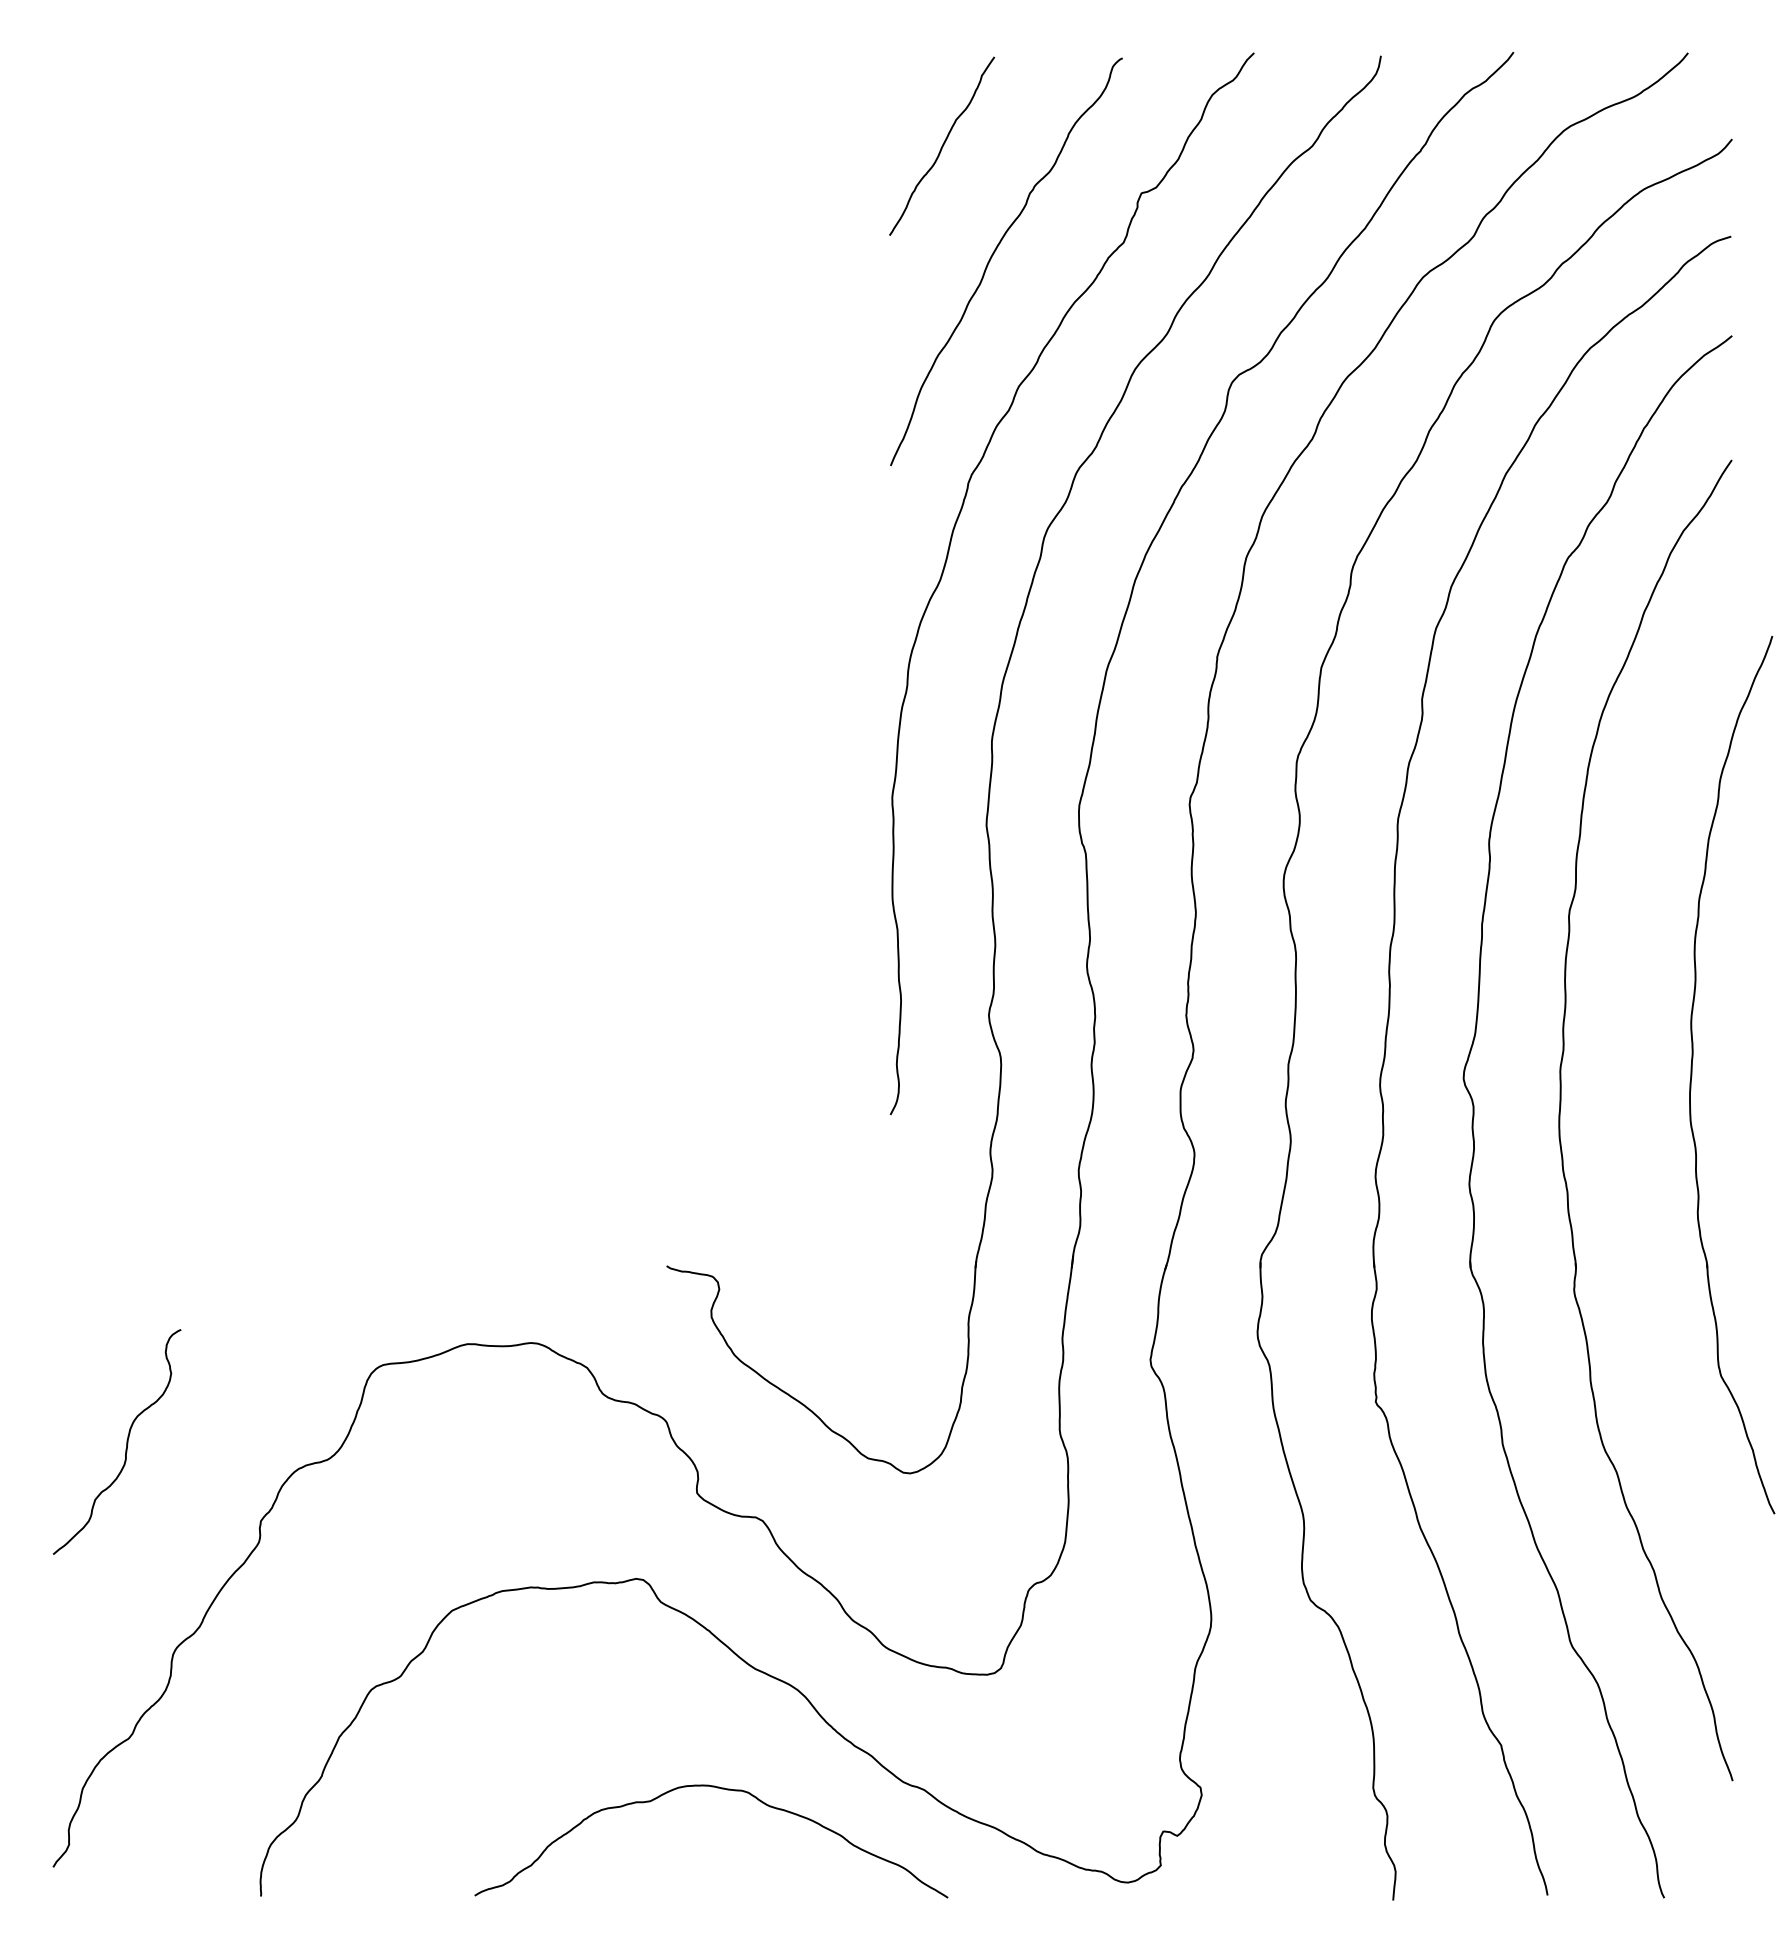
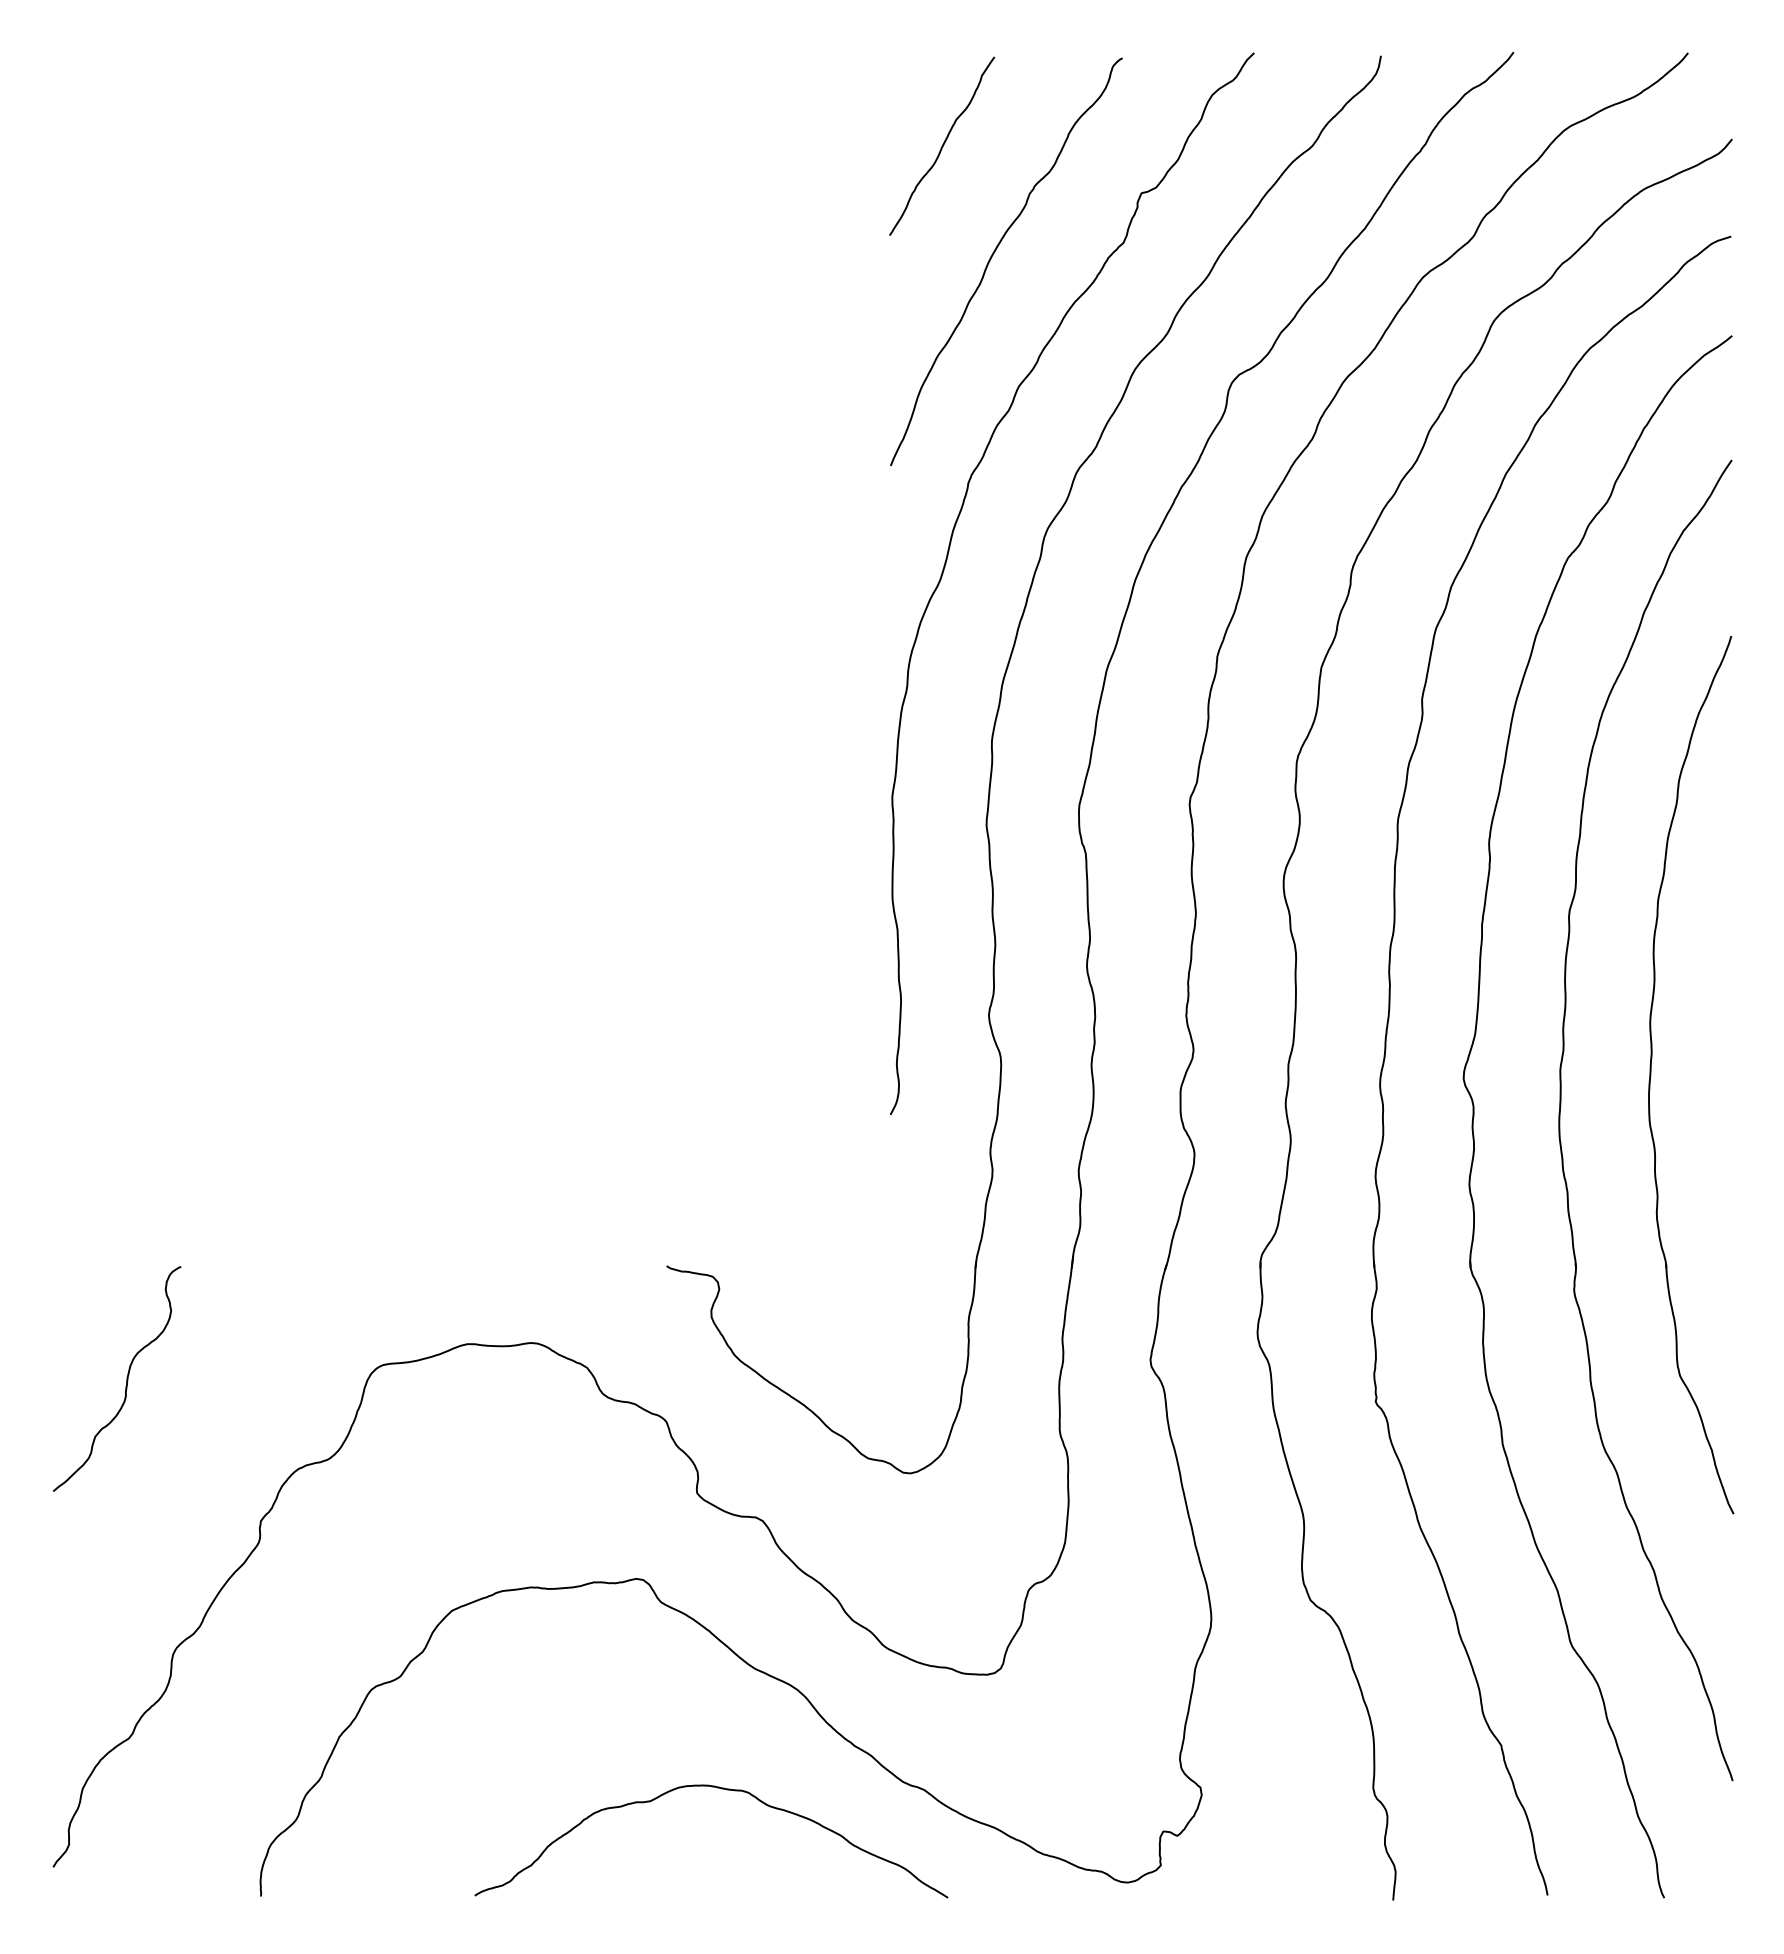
part position: (1692, 1075) -> (1651, 1075) (1651, 1075)
curve position: (126, 1441) -> (126, 1378) (126, 1378)
